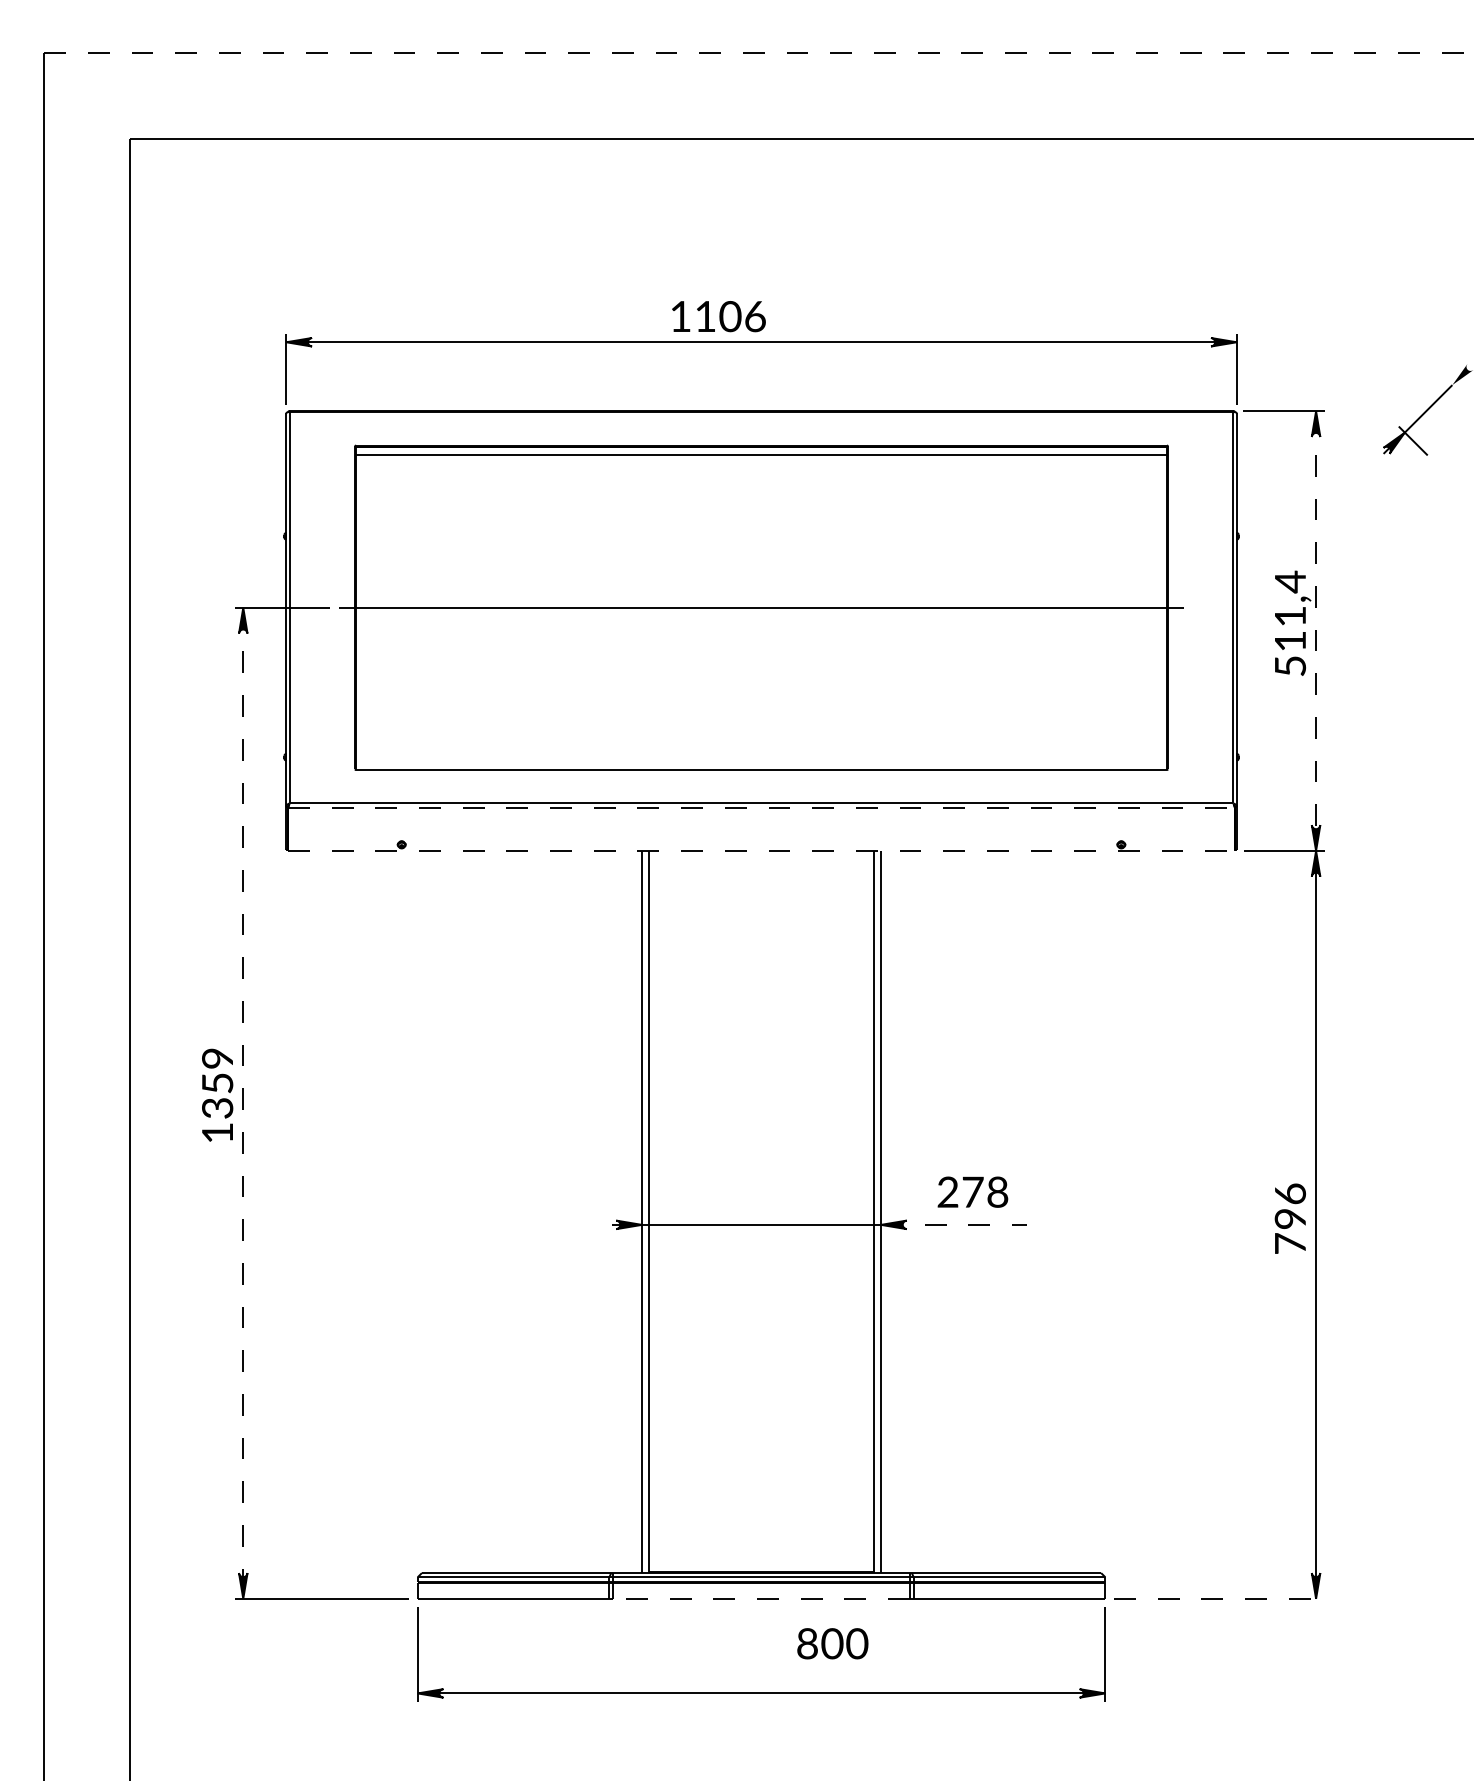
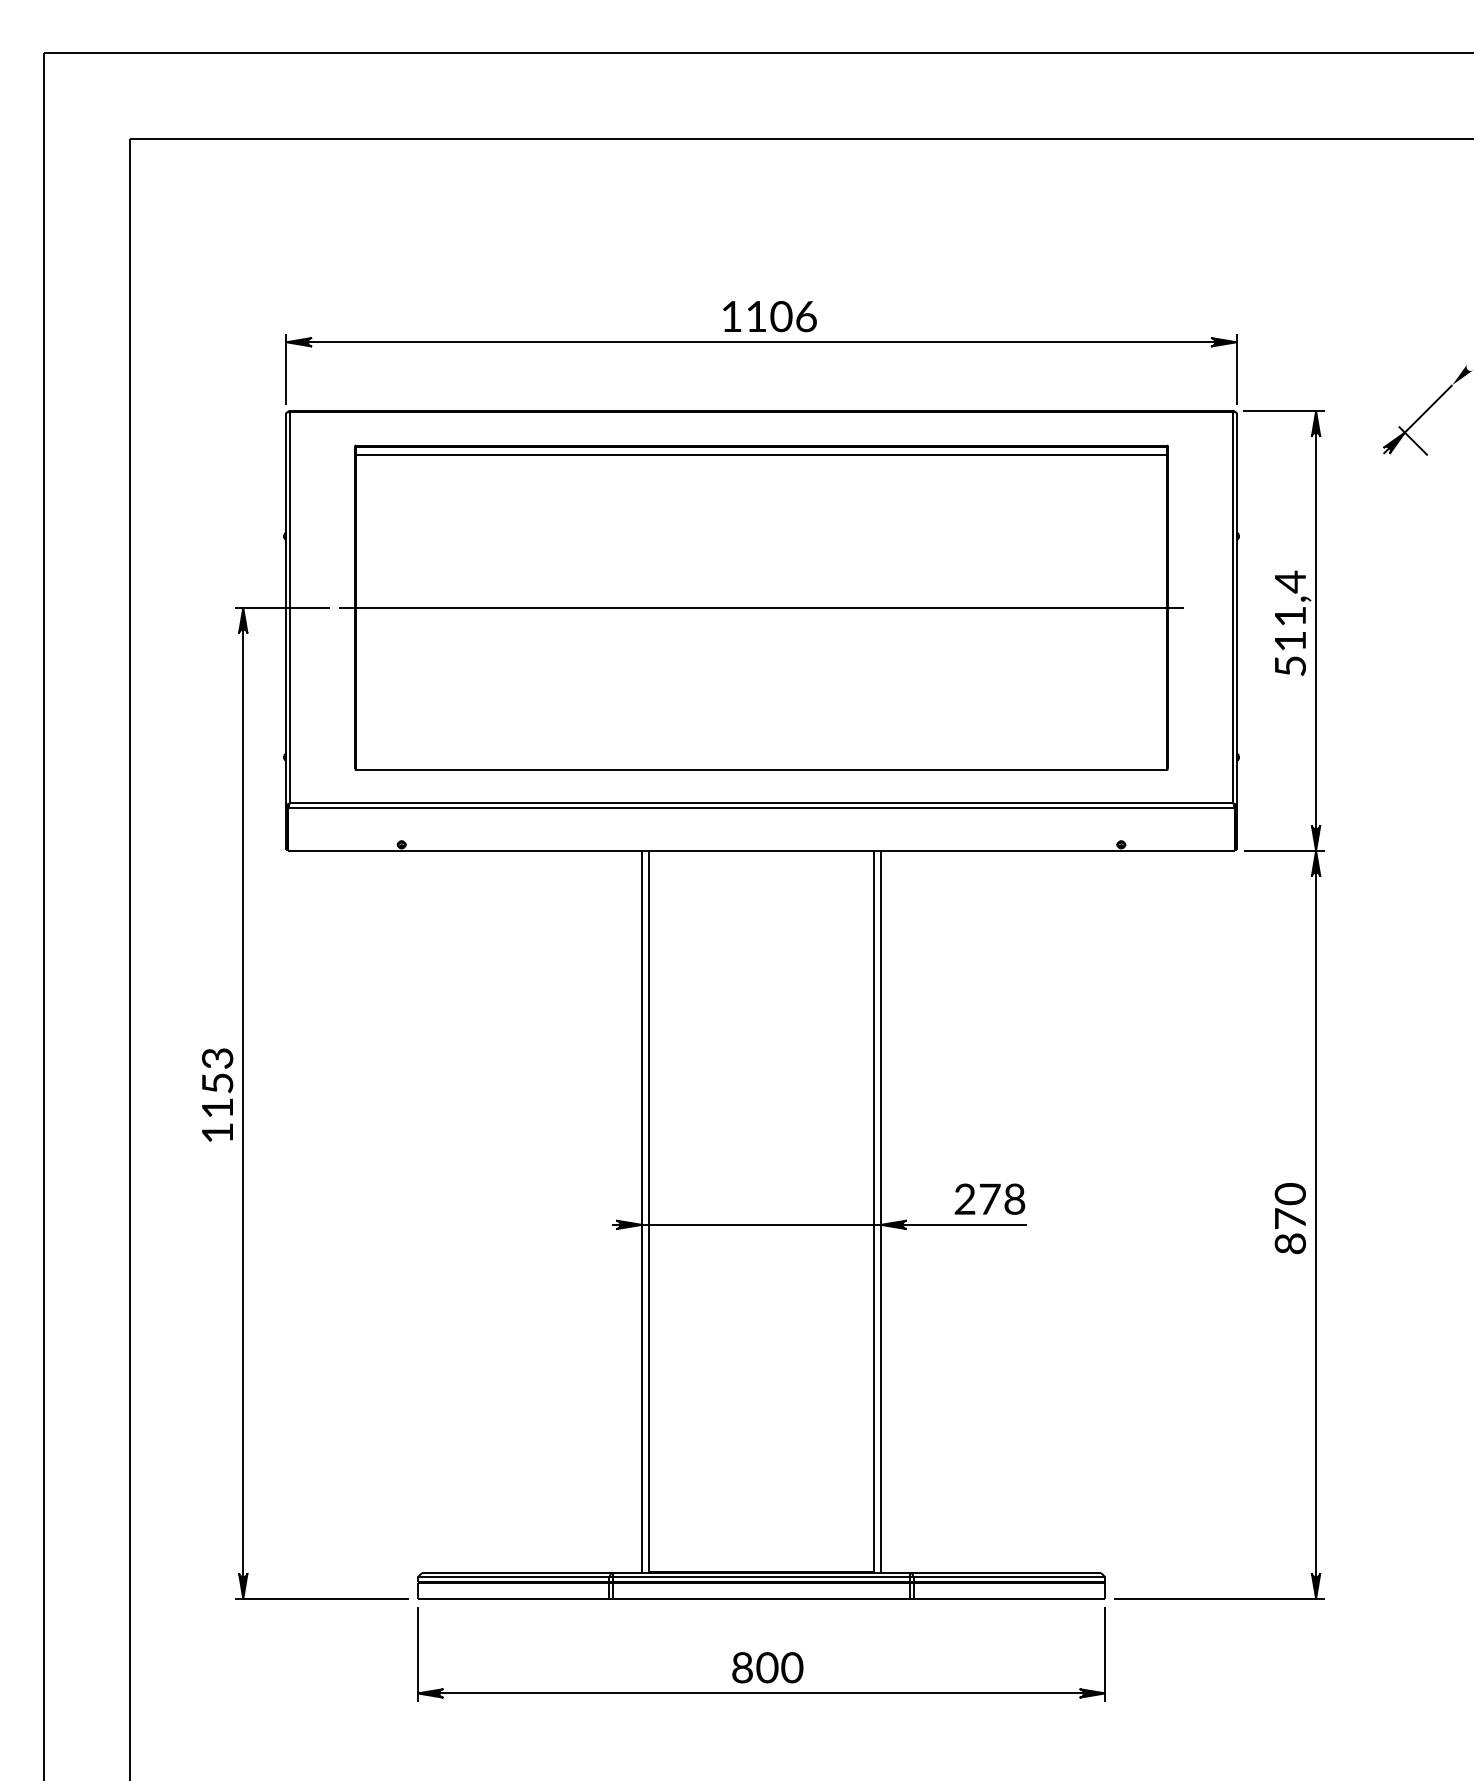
line: dashed -> solid (759, 53)
text position: (718, 316) -> (769, 316) (769, 316)
line: dashed -> solid (1316, 631)
line: dashed -> solid (762, 808)
line: dashed -> solid (762, 850)
text: 1359 -> 1153 (217, 1083)
line: dashed -> solid (243, 1103)
text position: (972, 1191) -> (989, 1198) (989, 1198)
text: 796 -> 870 (1290, 1218)
line: dashed -> solid (954, 1224)
line: dashed -> solid (761, 1598)
line: dashed -> solid (1219, 1598)
text position: (832, 1643) -> (767, 1667) (767, 1667)
